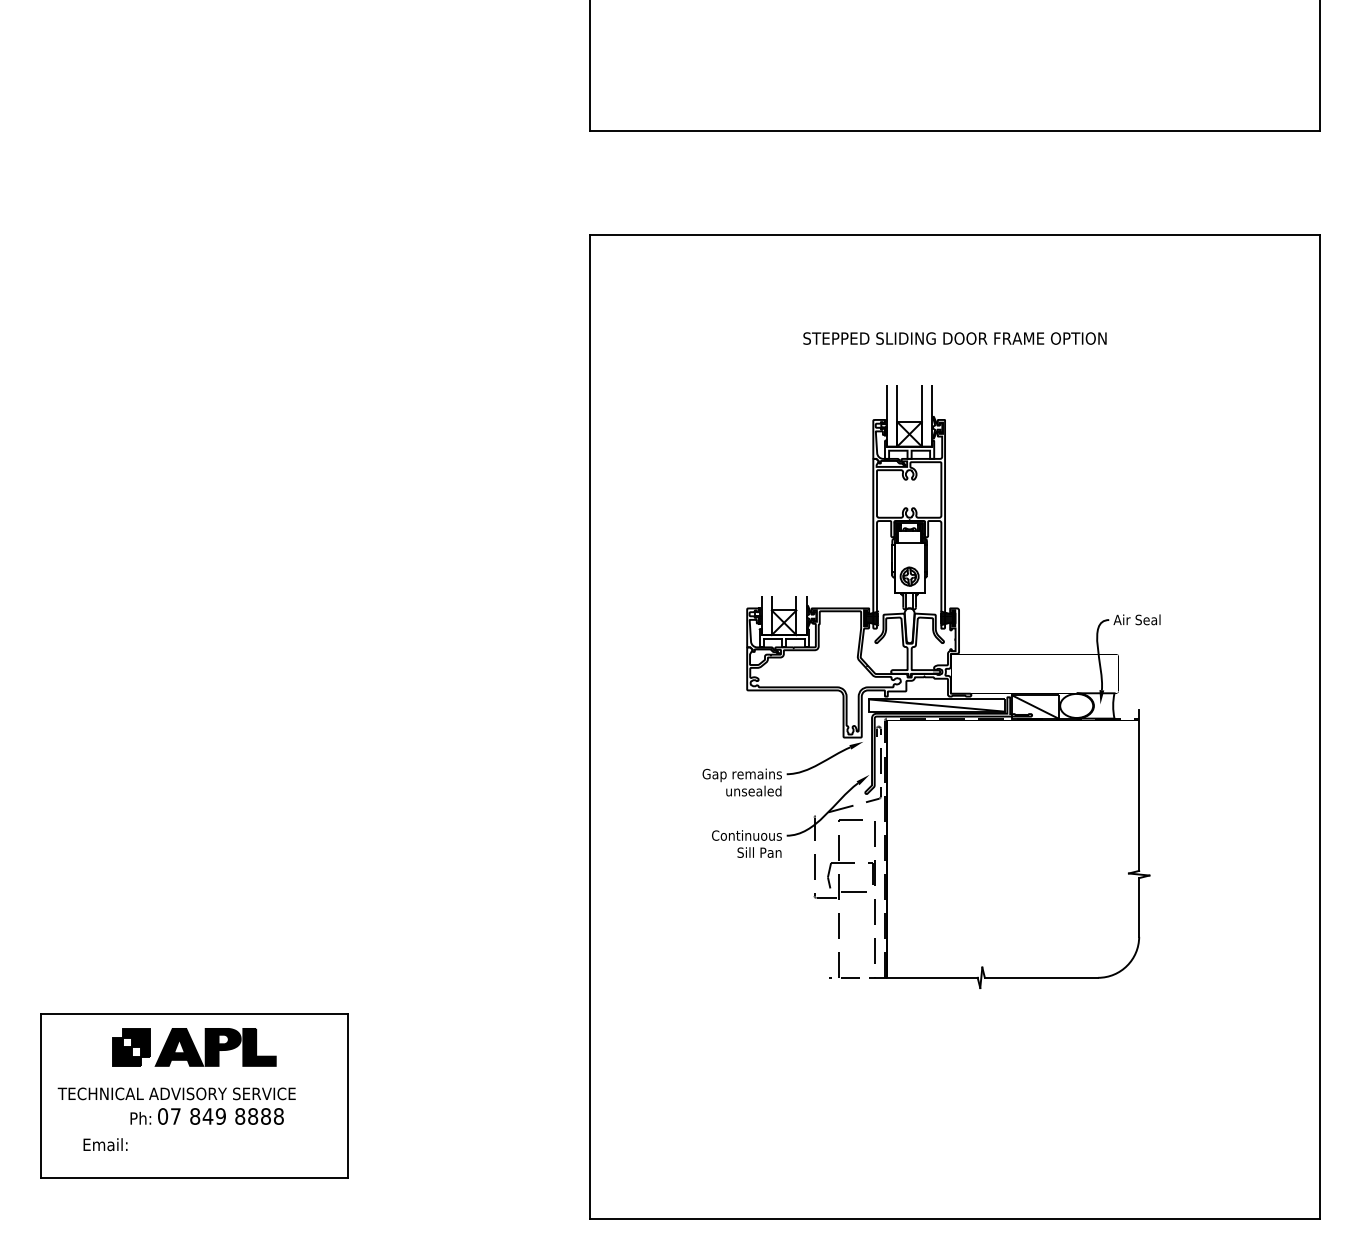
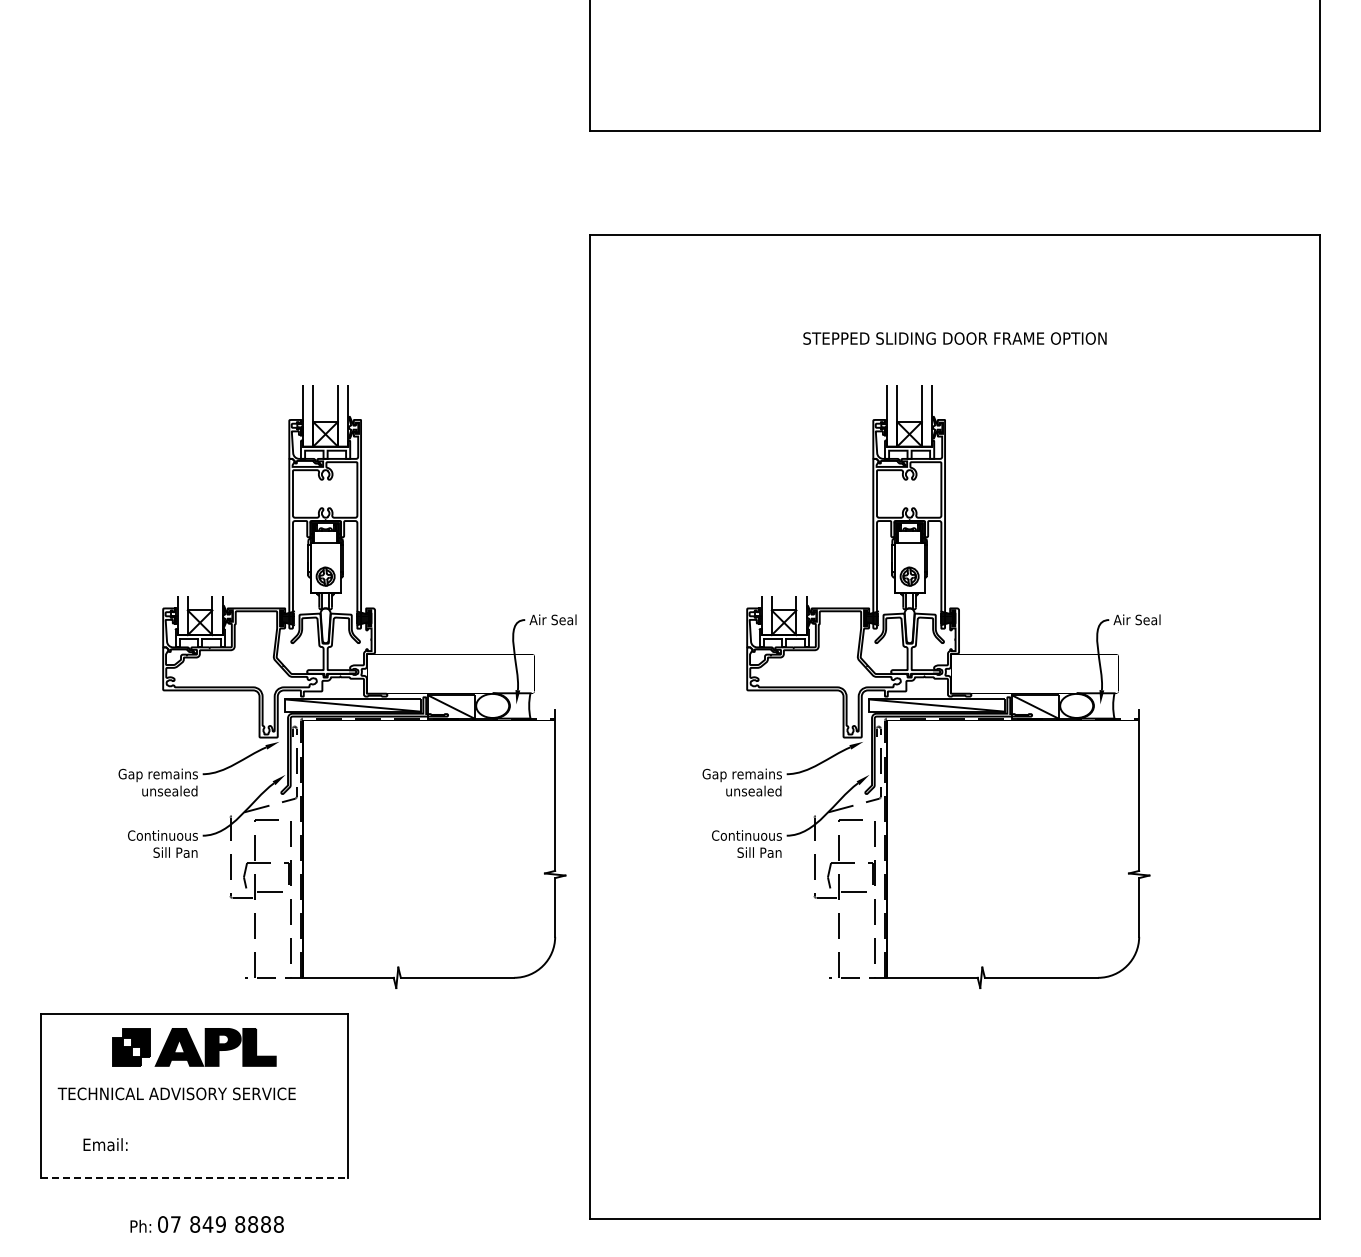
part: none -> present (347, 686)
text position: (206, 1116) -> (206, 1224) (206, 1224)
line: solid -> dashed (194, 1178)
